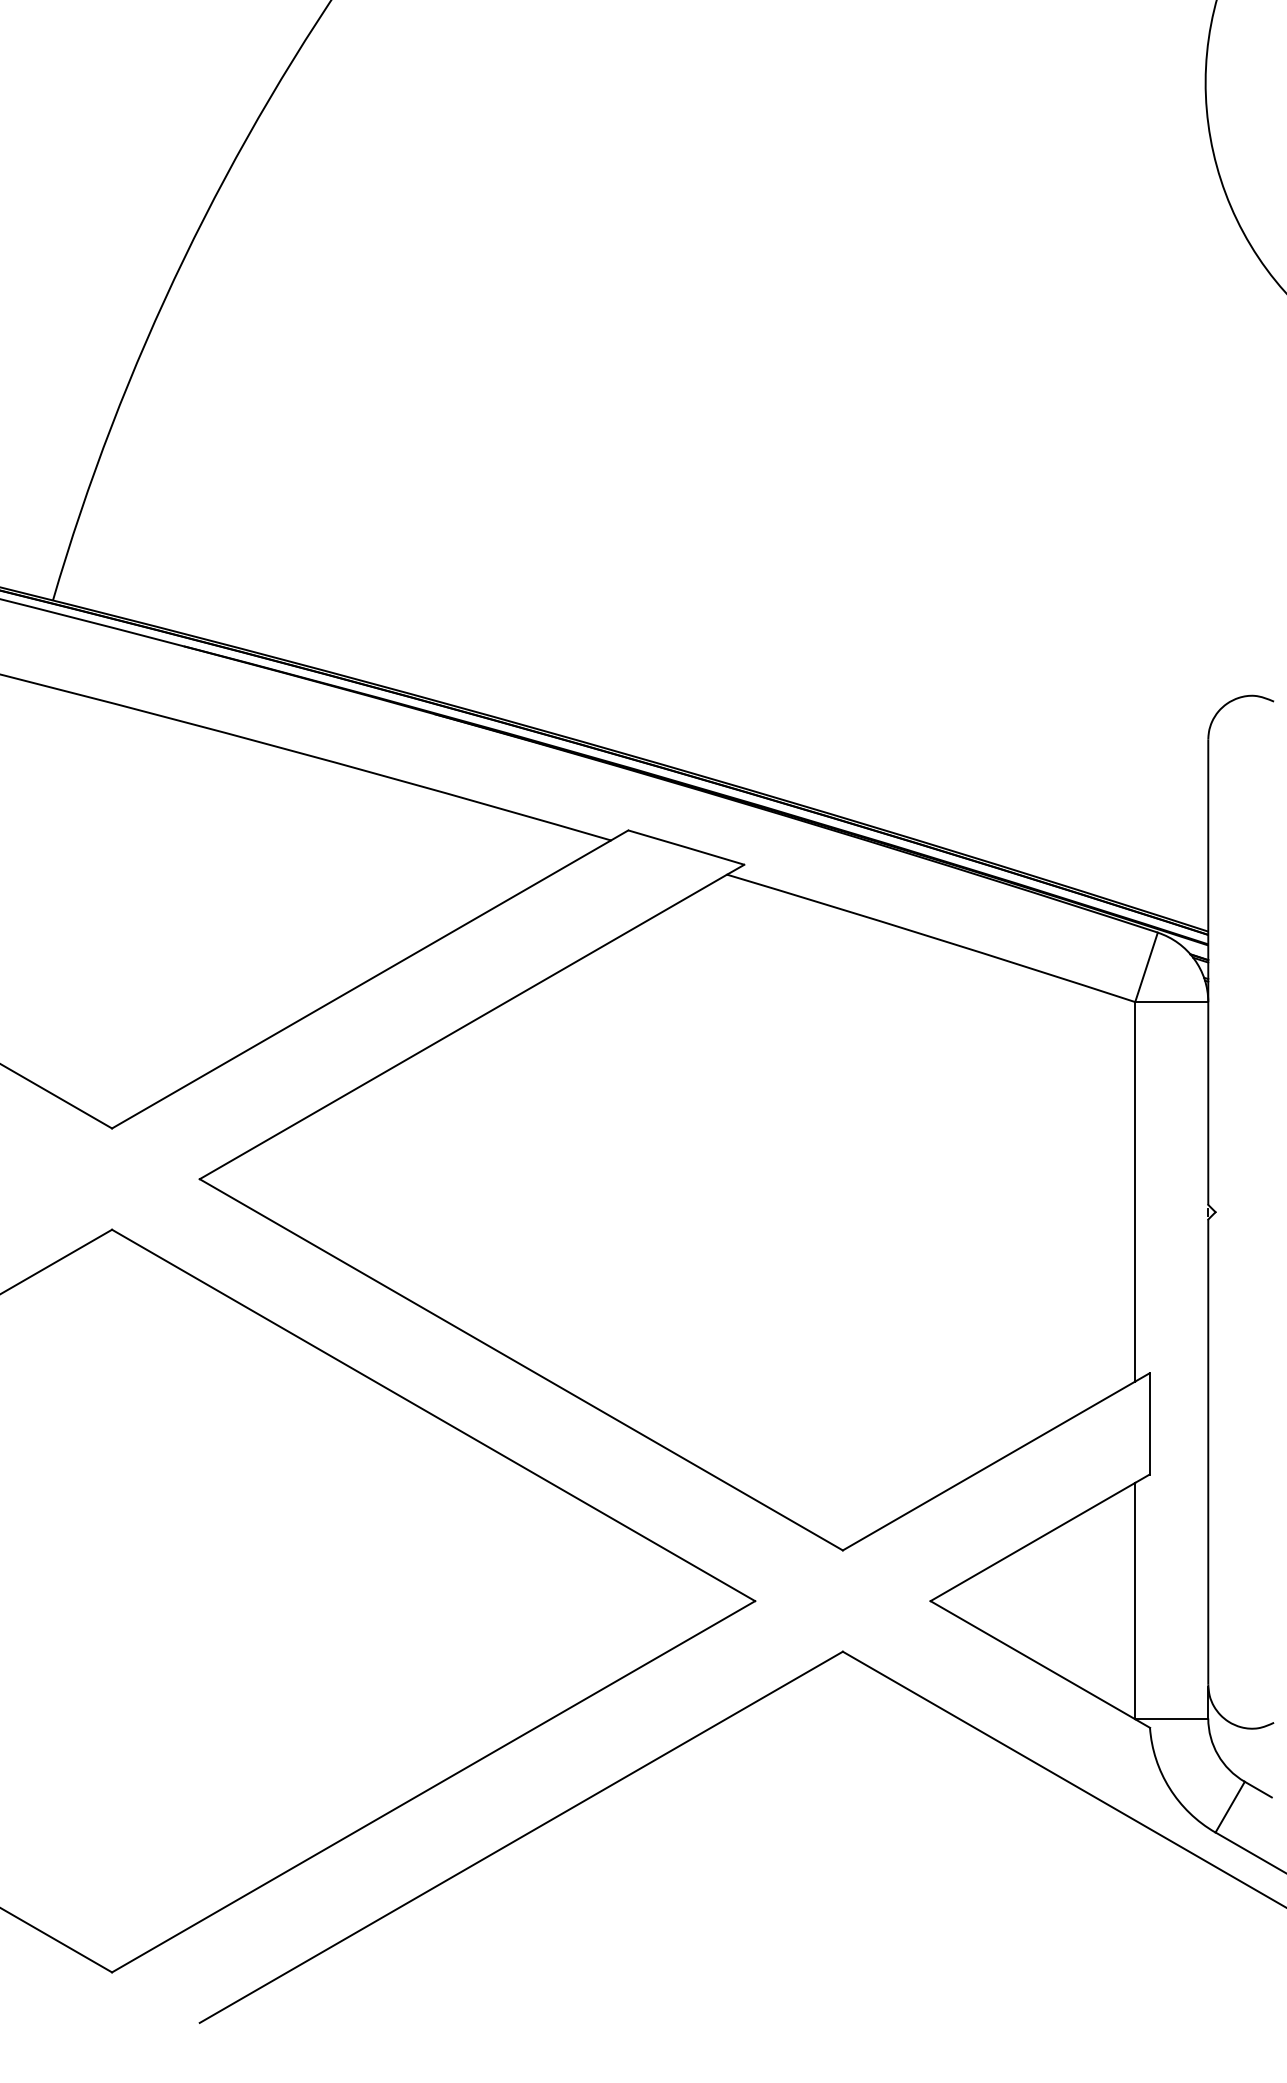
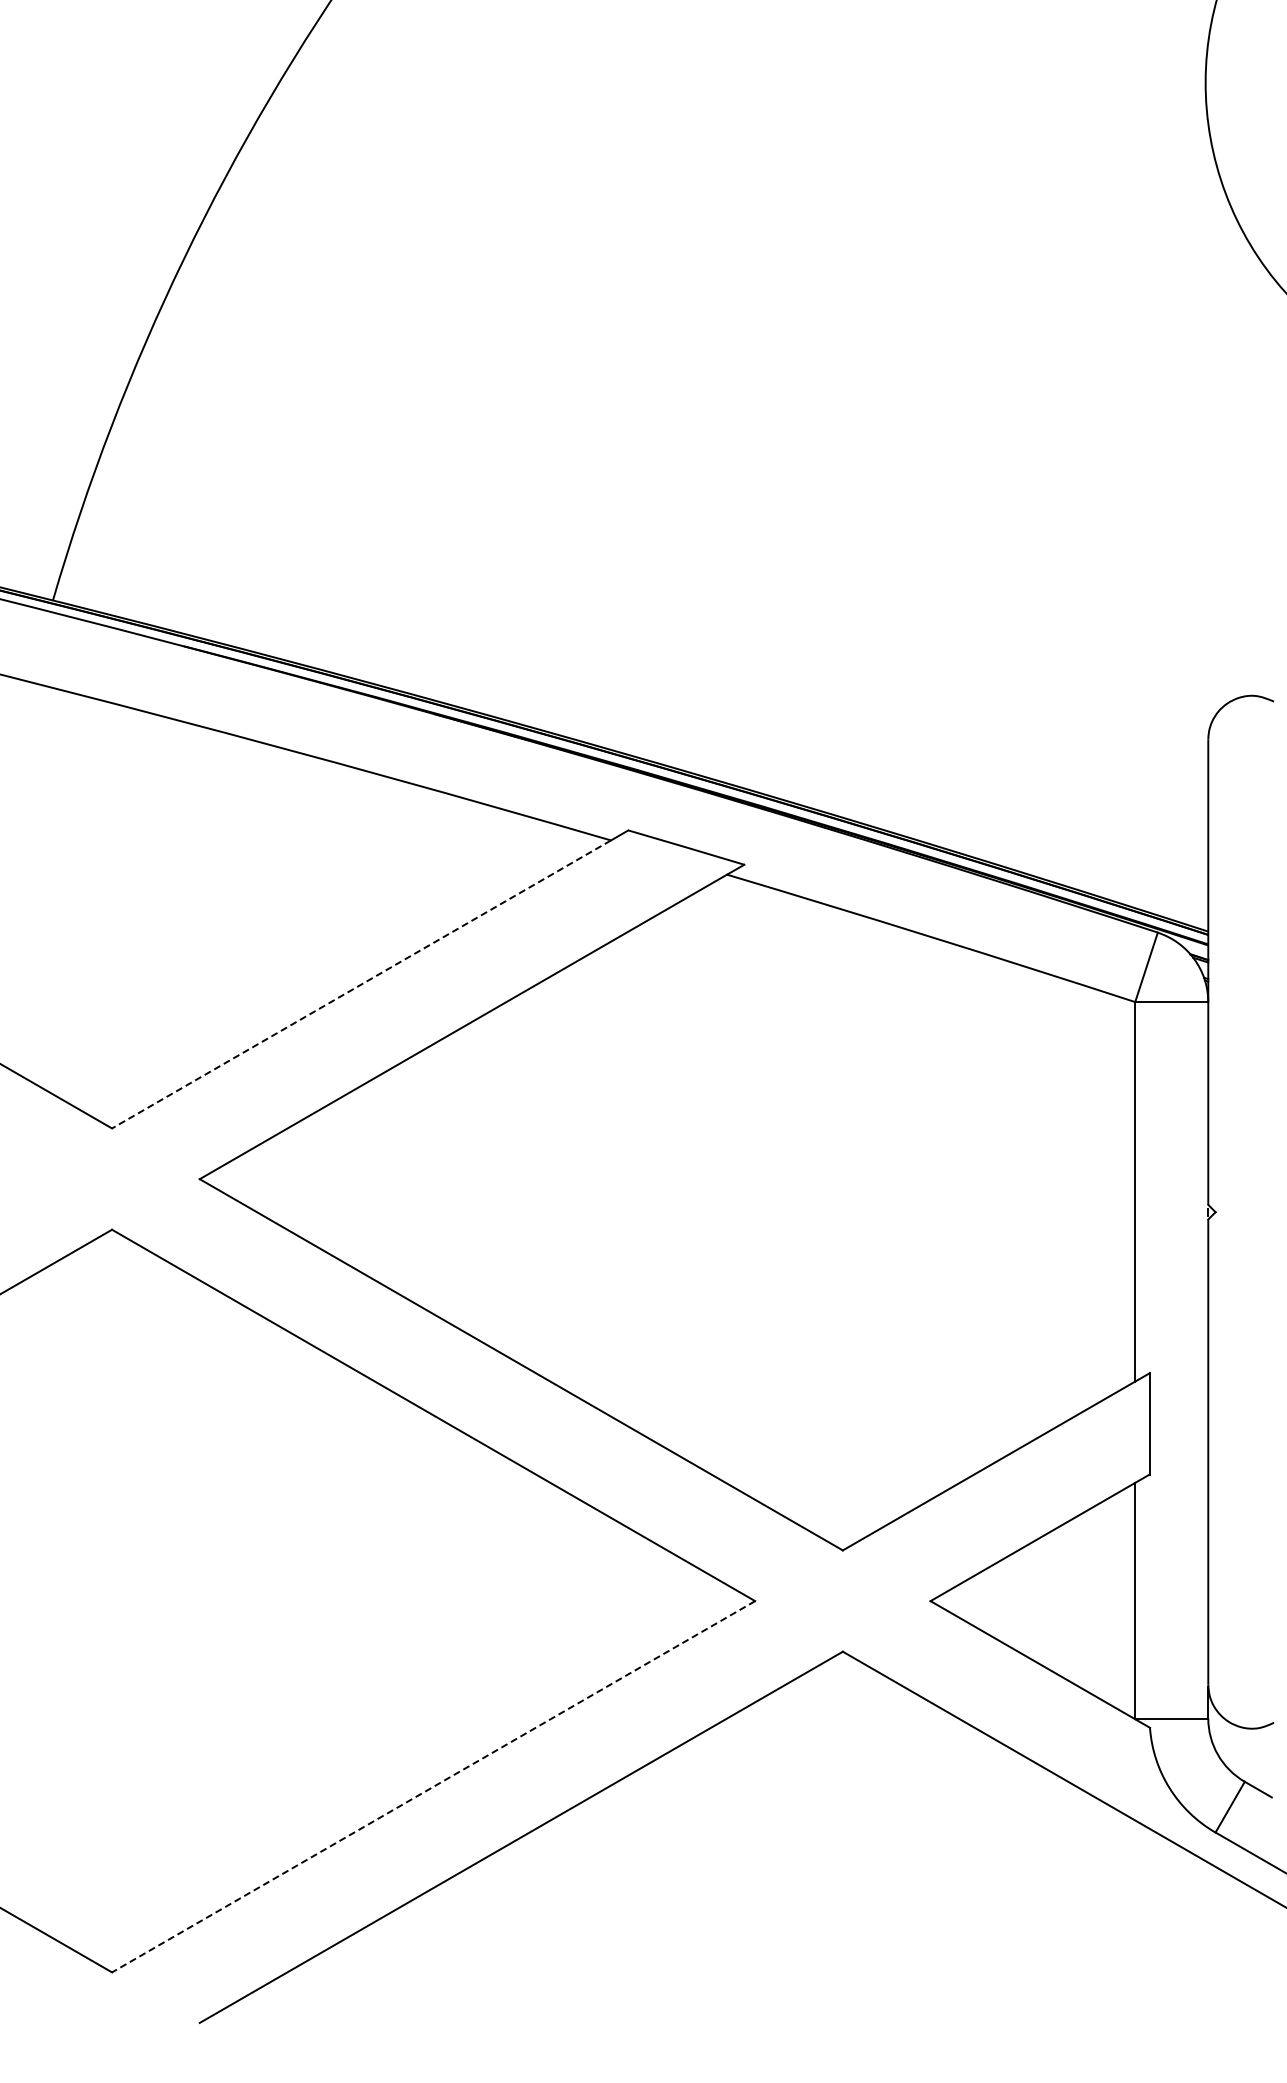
line: solid -> dashed (361, 984)
line: solid -> dashed (433, 1787)
